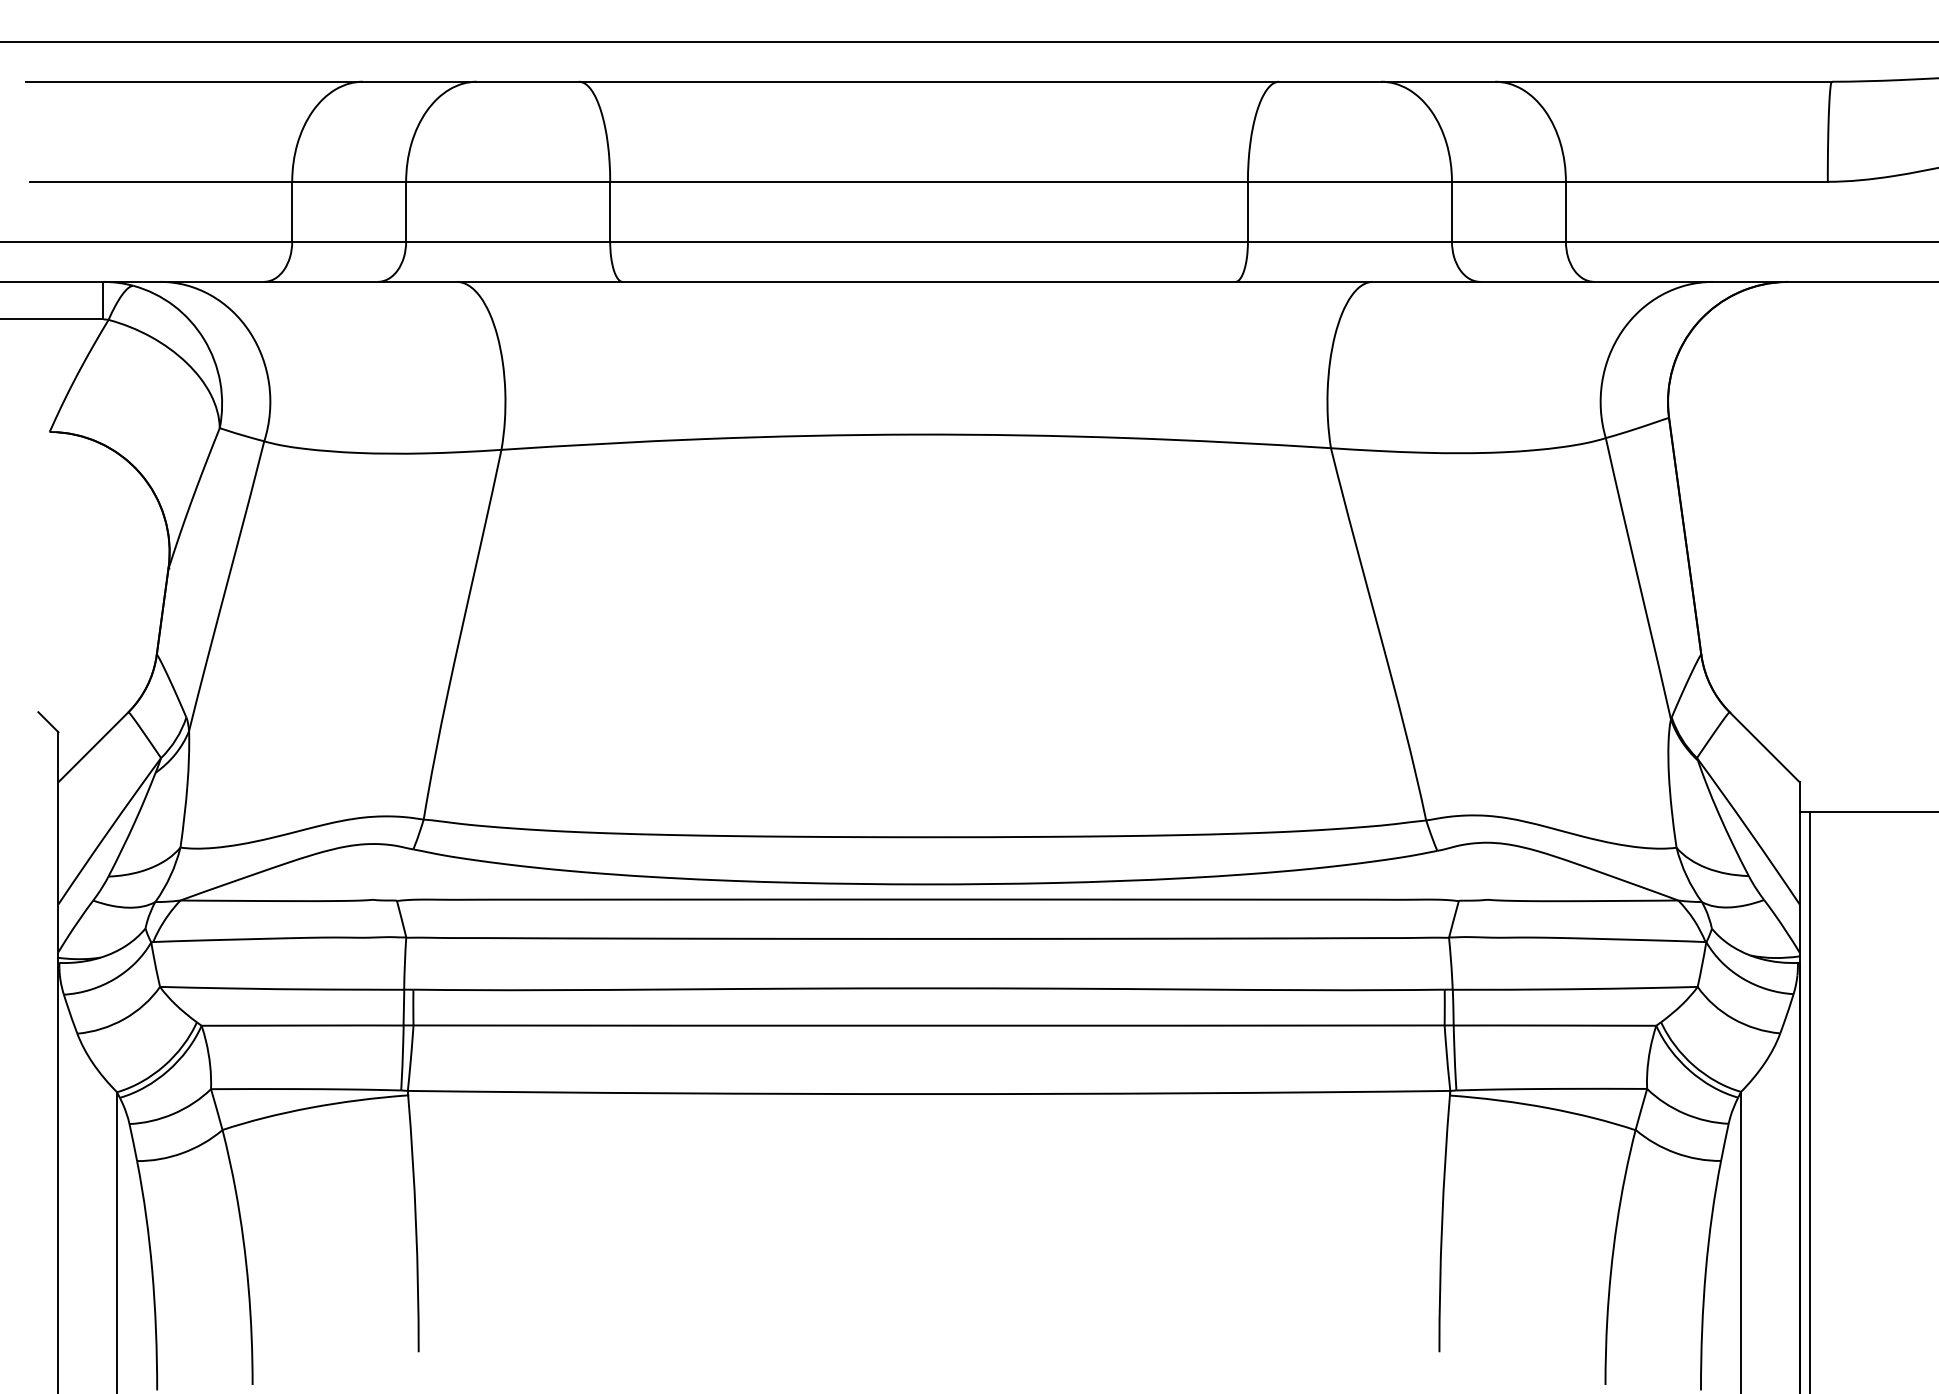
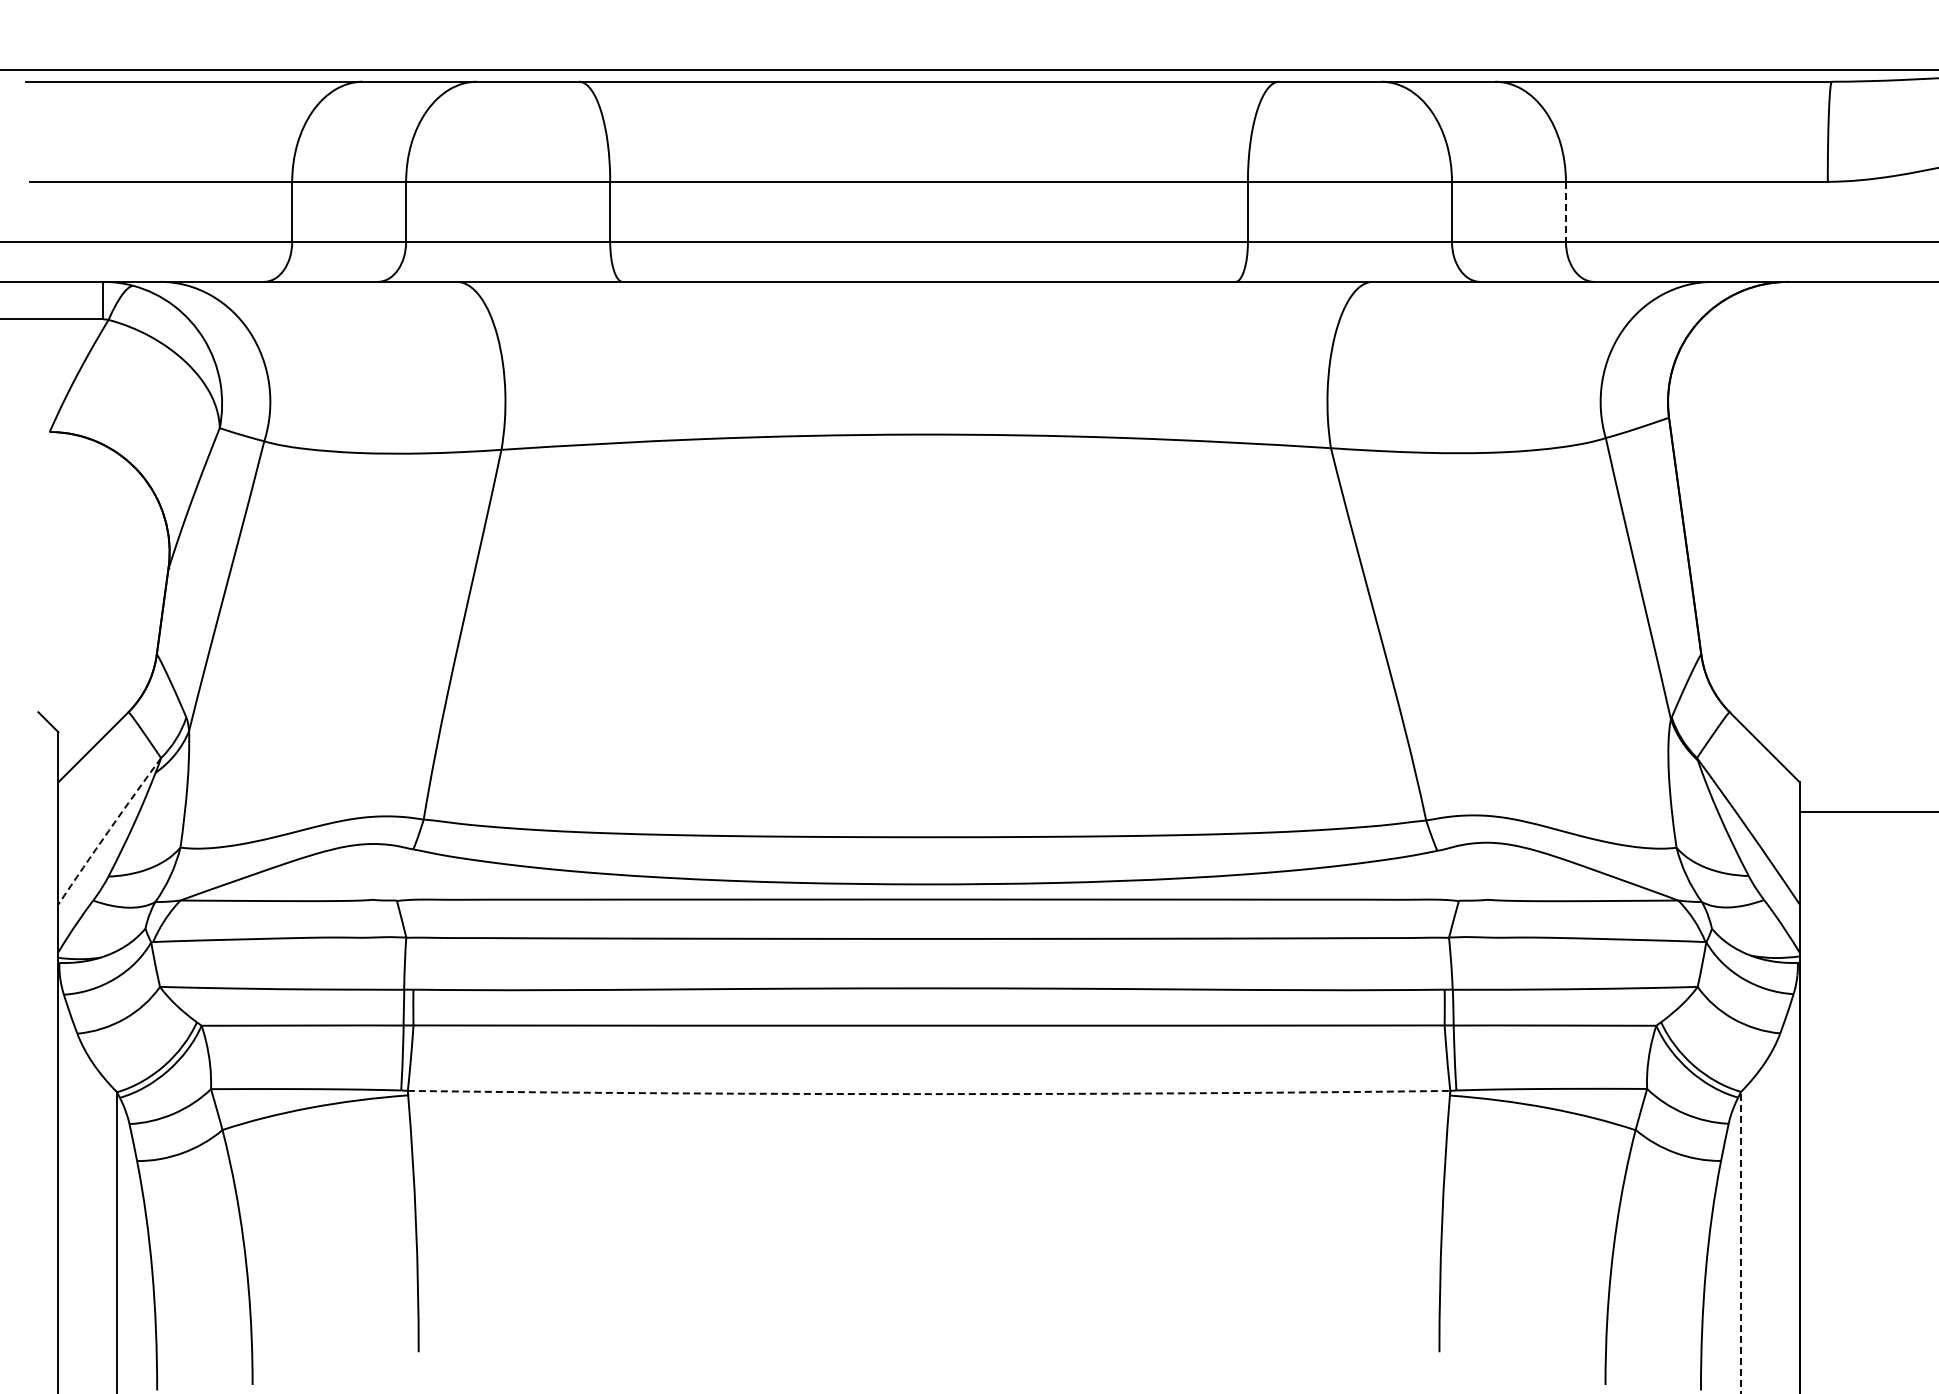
line position: (968, 41) -> (968, 69) (968, 69)
line: solid -> dashed (1565, 212)
arc: solid -> dashed (108, 830)
arc: solid -> dashed (929, 1094)
line: present -> none (1809, 1101)
line: solid -> dashed (1741, 1242)
